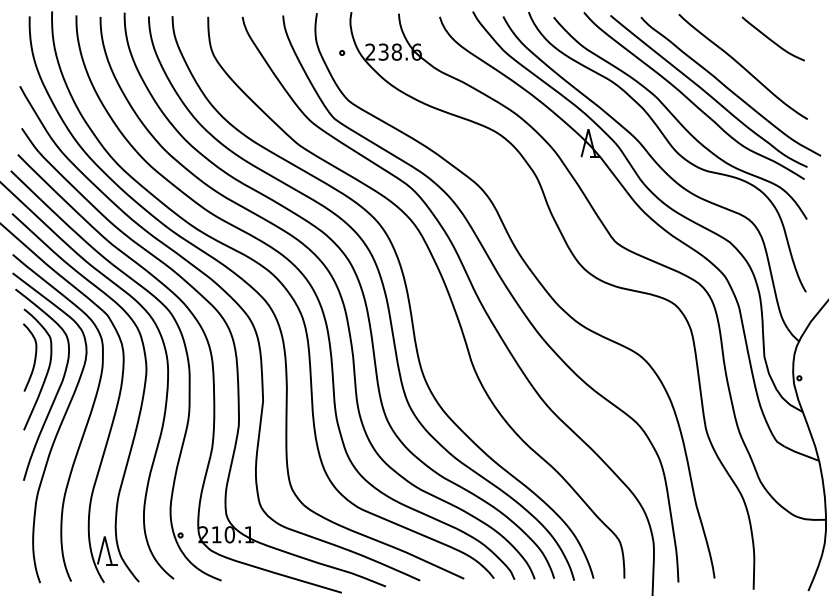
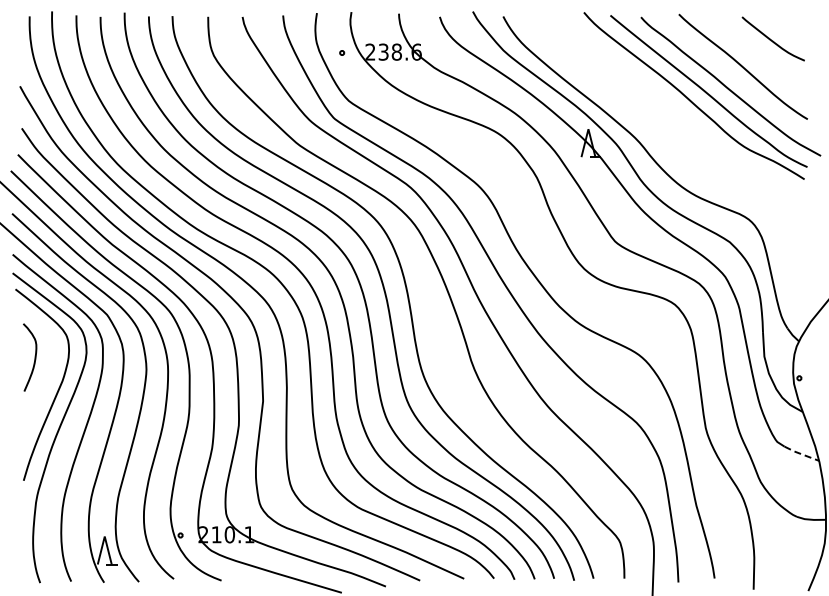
part: present -> none (667, 151)
curve: present -> none (46, 372)
line: solid -> dashed (801, 454)
